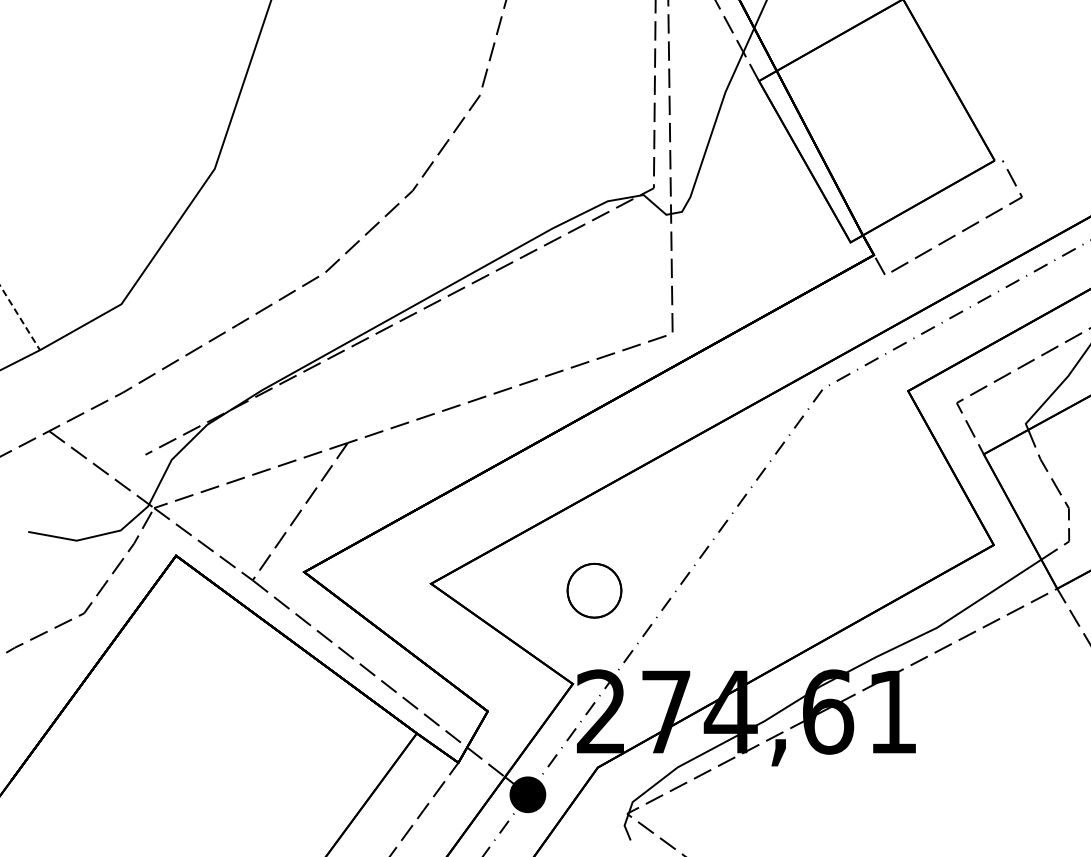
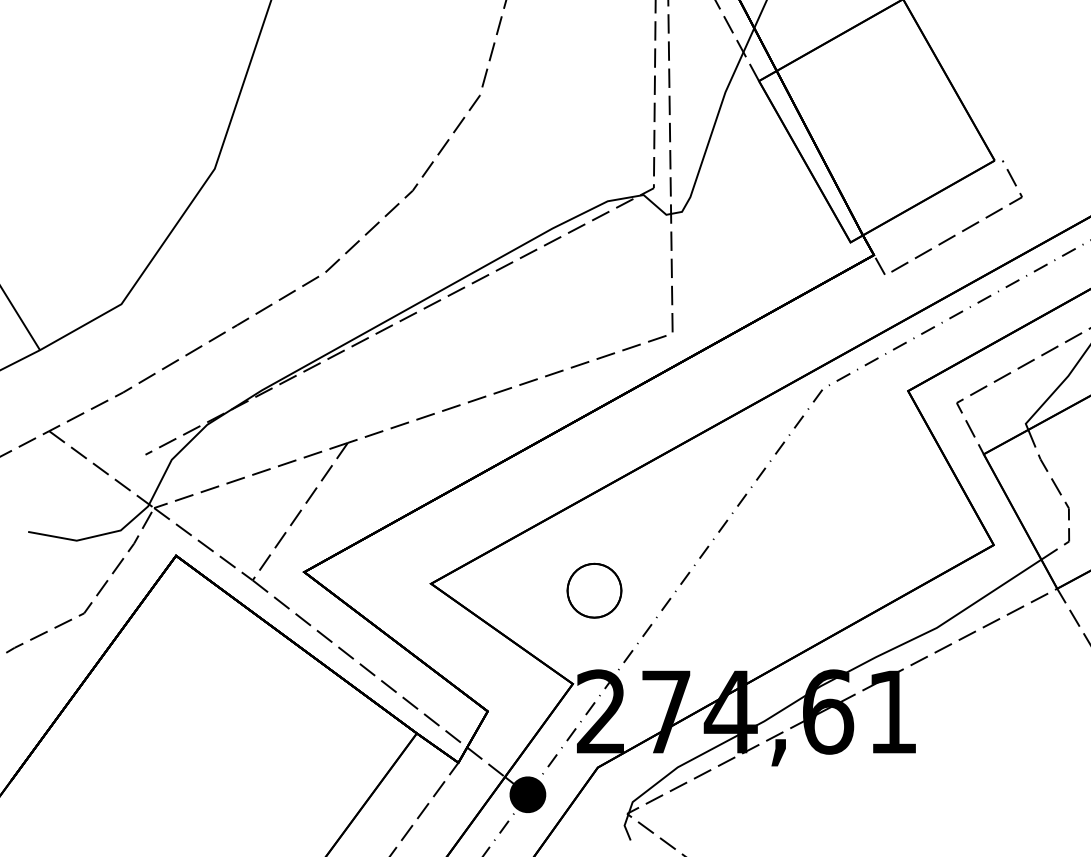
line: dashed -> solid (20, 317)
